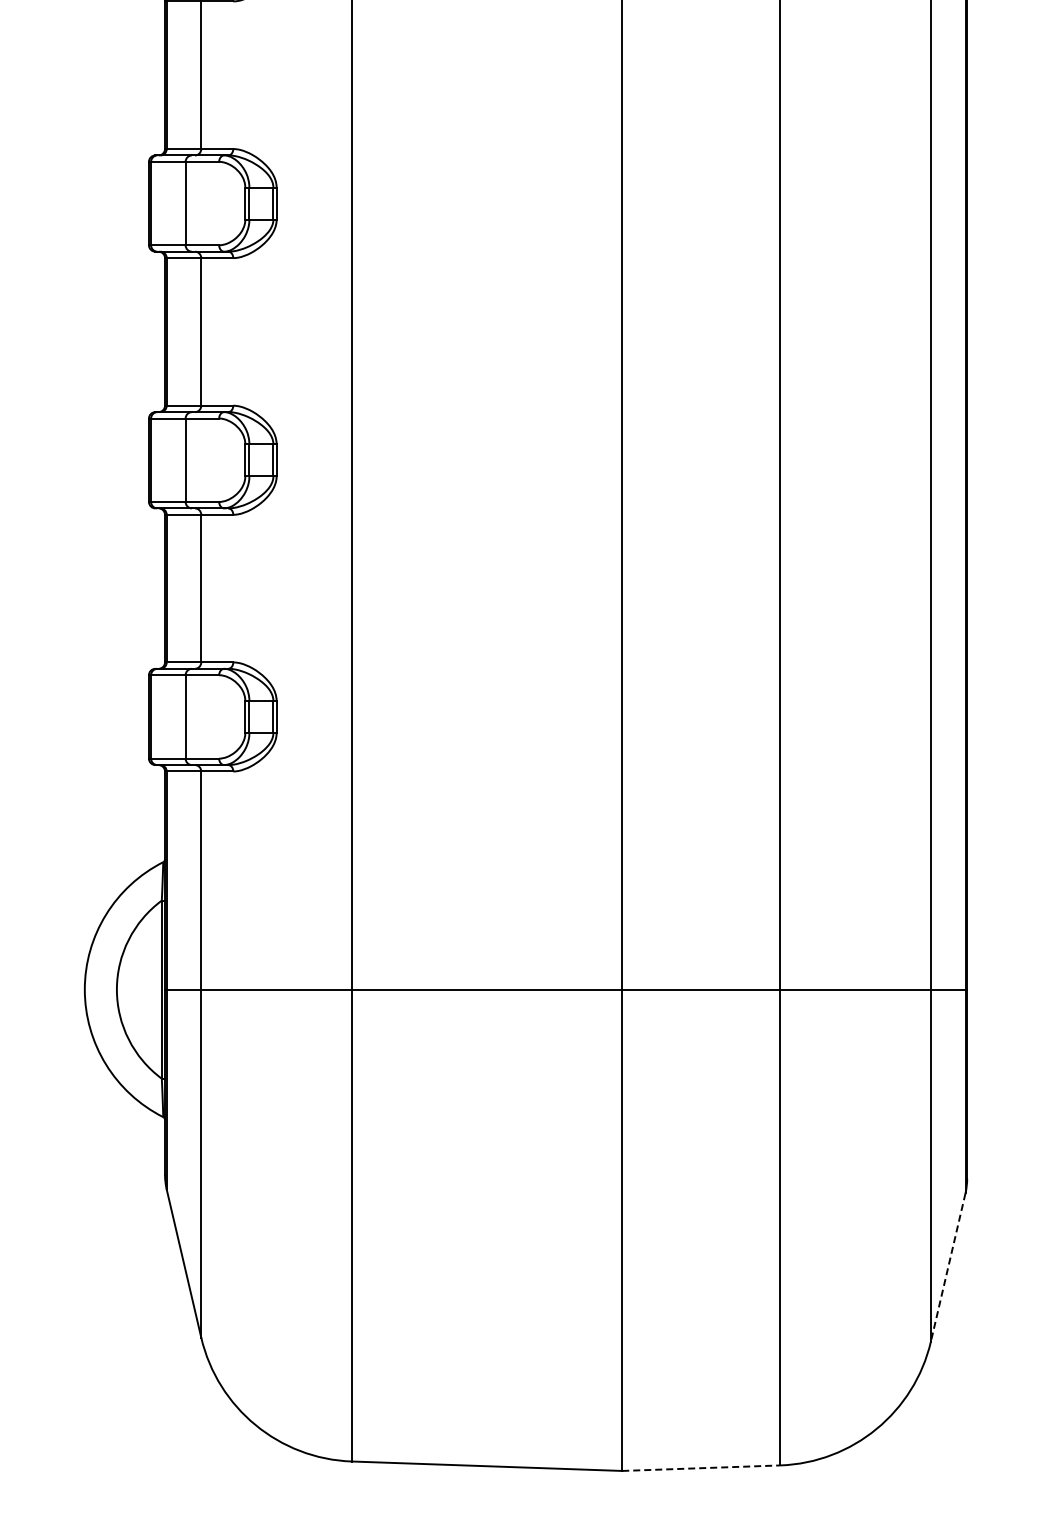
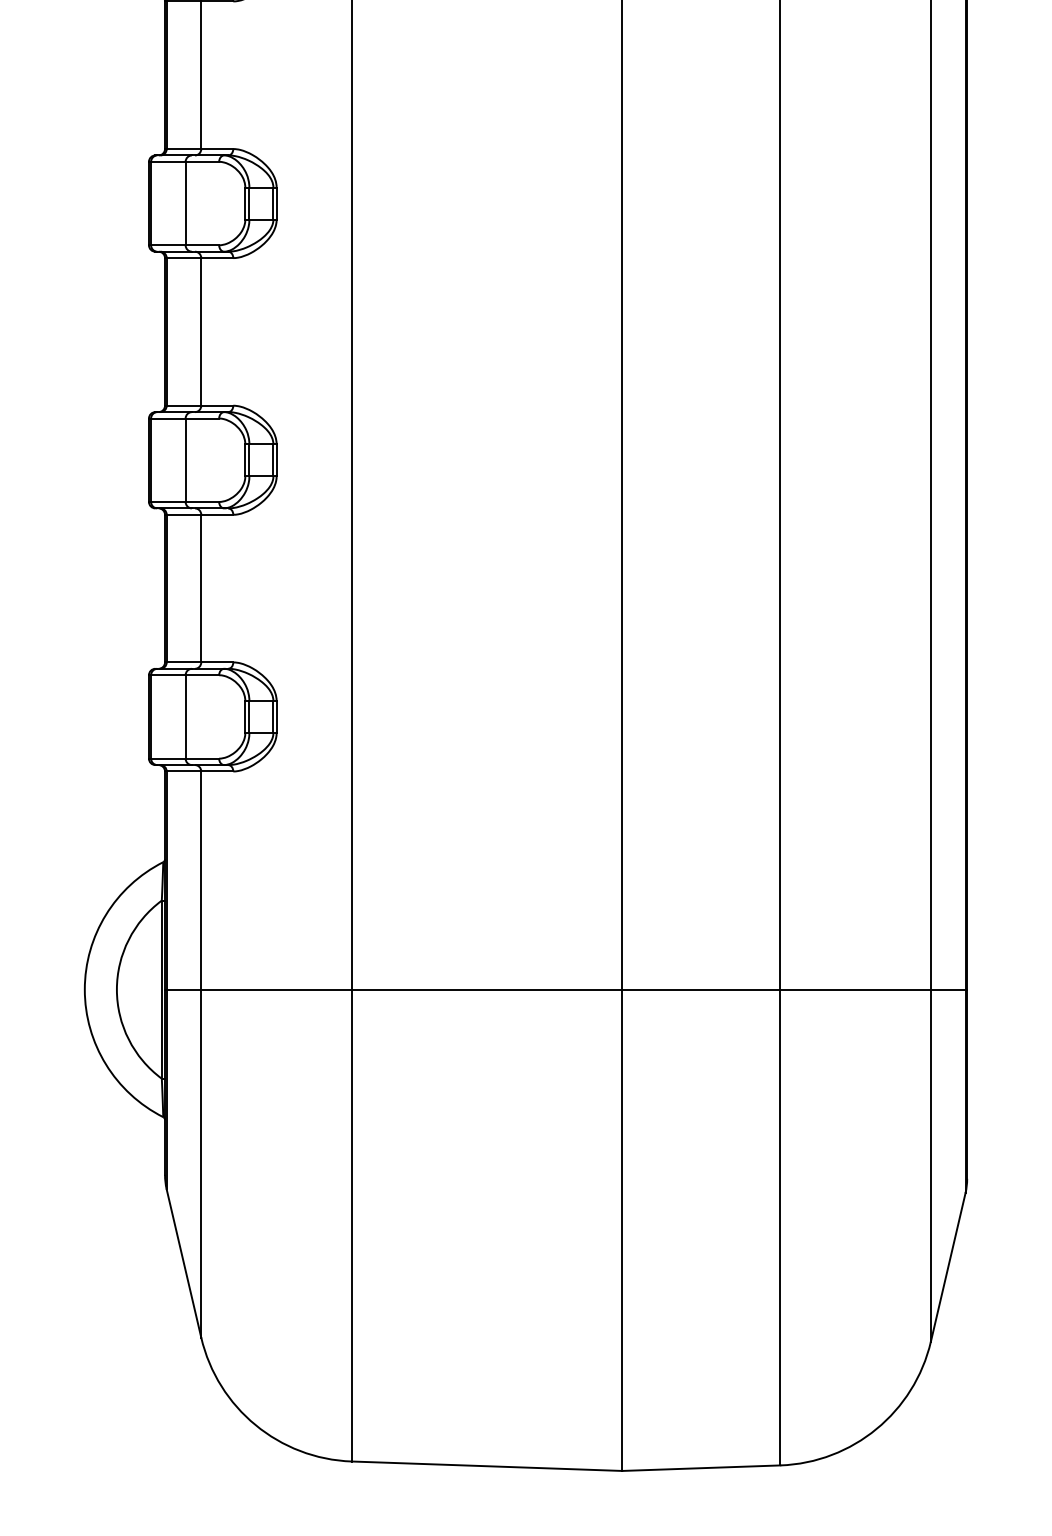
line: dashed -> solid (948, 1267)
line: dashed -> solid (701, 1468)
